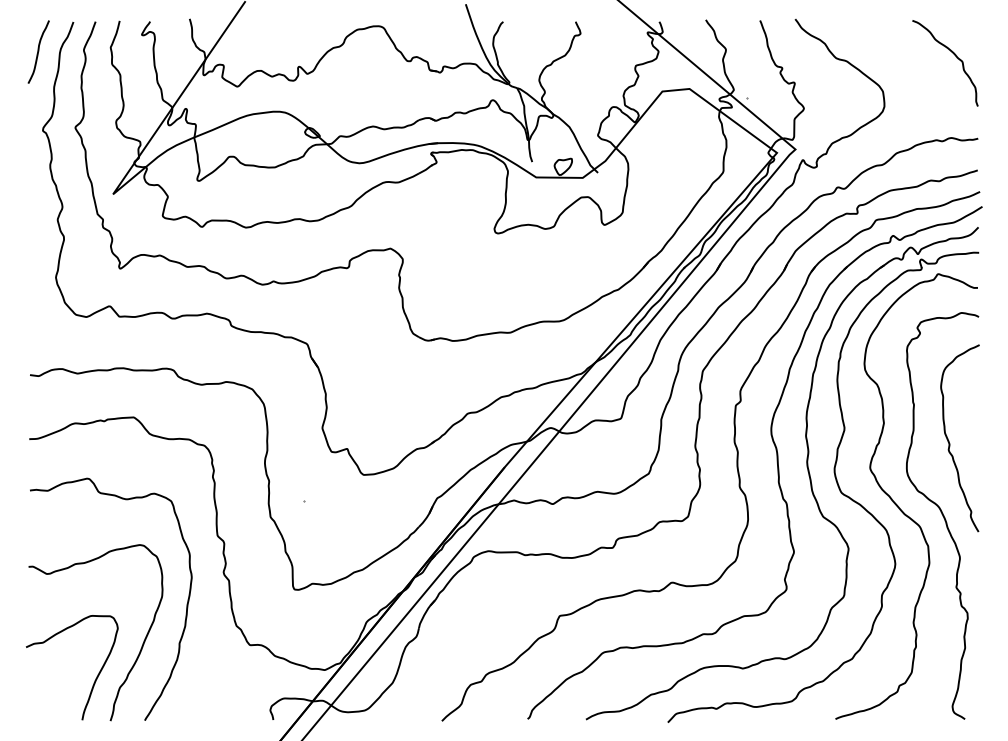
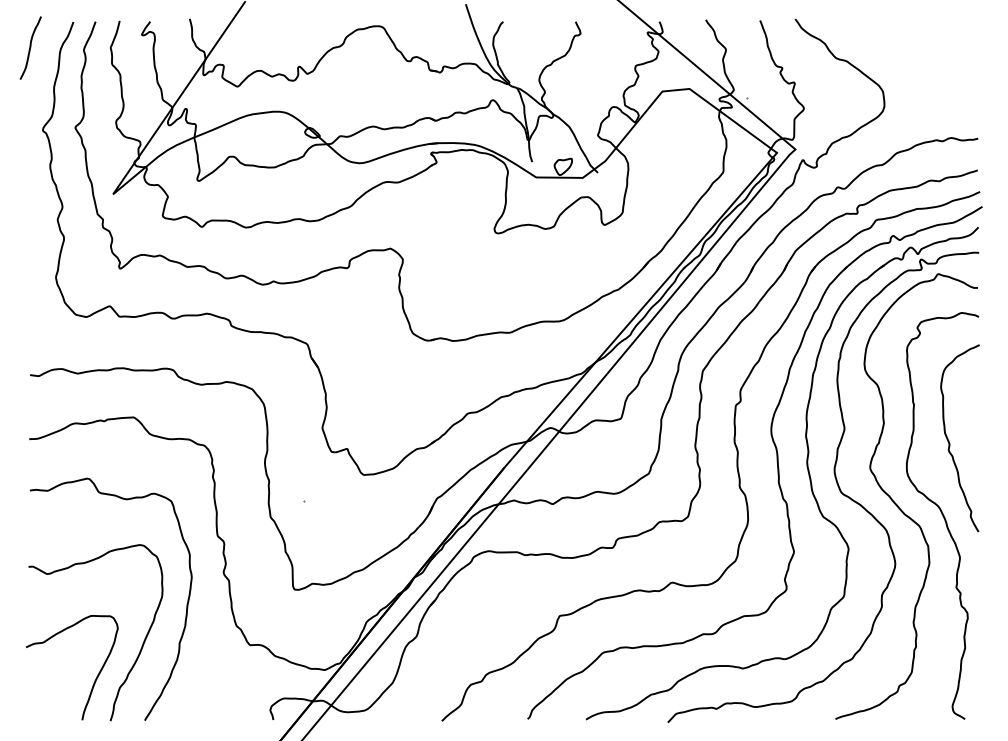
curve position: (38, 51) -> (30, 47) (30, 47)
curve: present -> none (953, 54)
